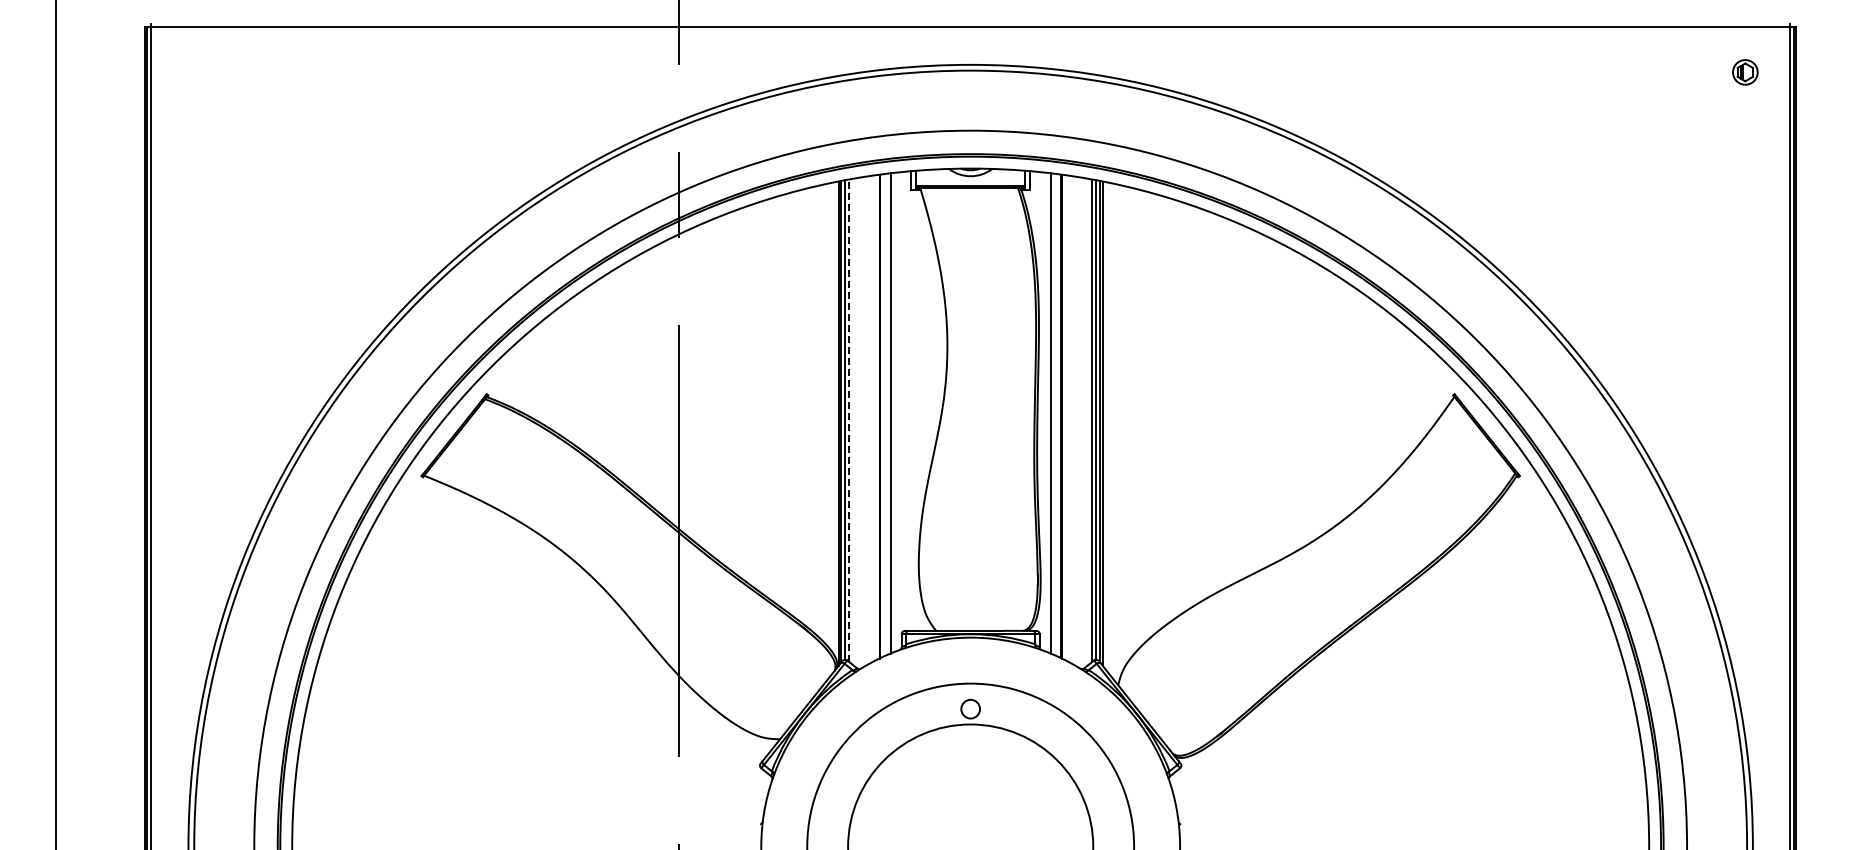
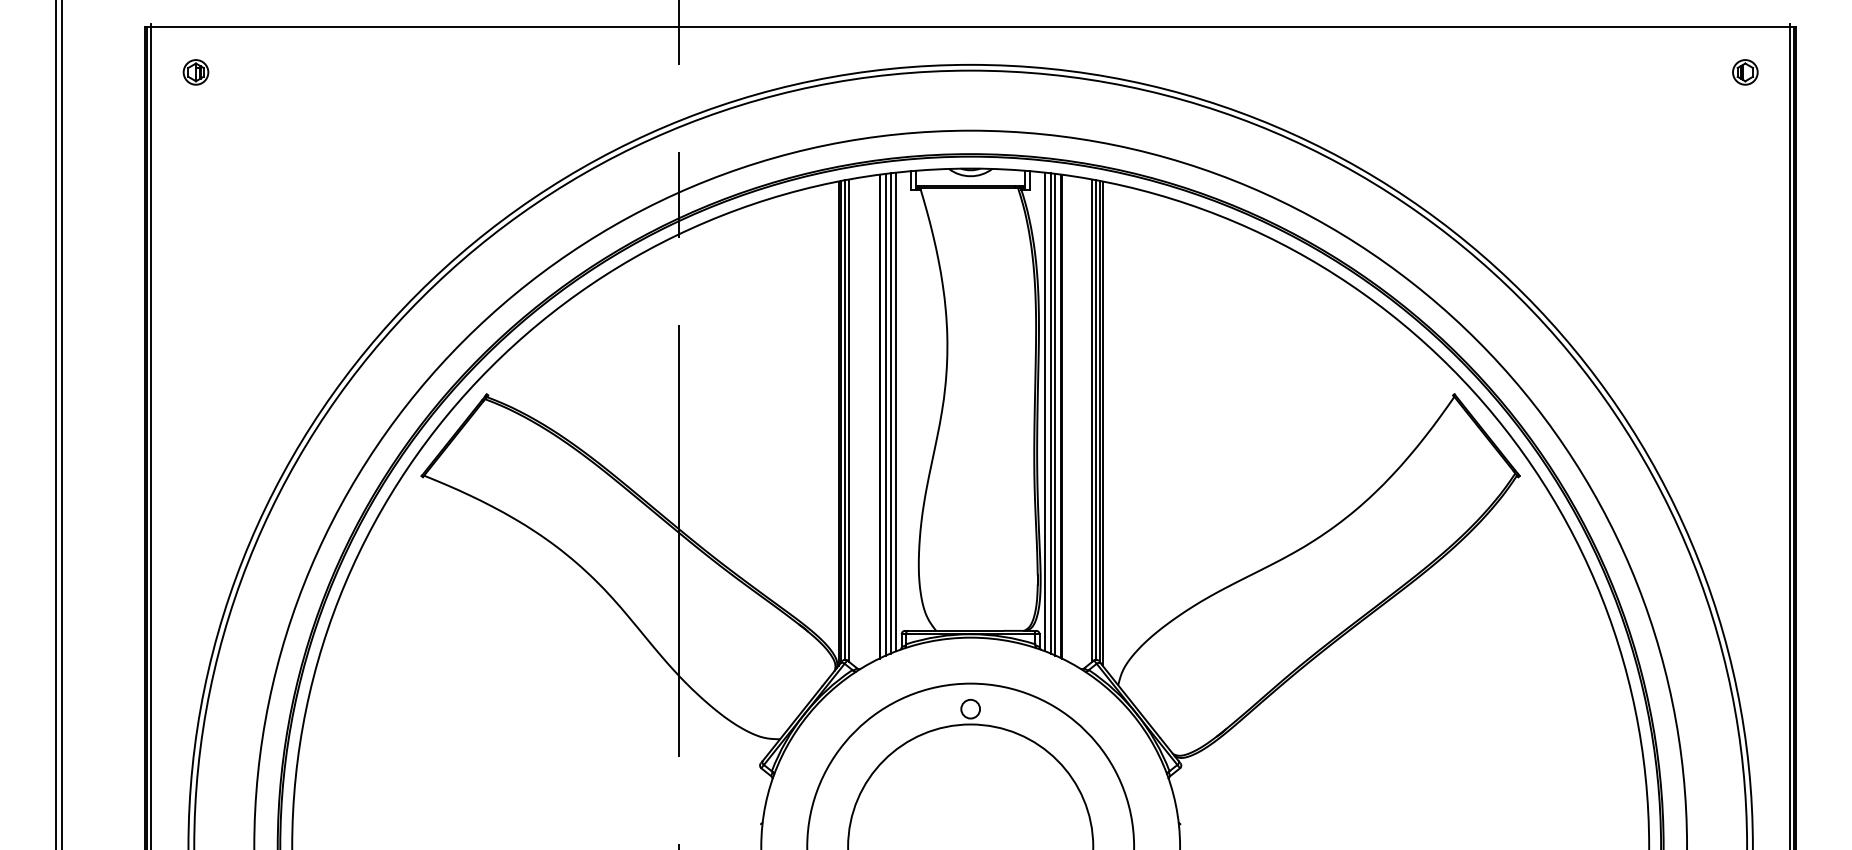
part: none -> present (195, 72)
line: none -> present (896, 411)
line: none -> present (1045, 411)
line: none -> present (885, 414)
line: none -> present (1055, 414)
line: dashed -> solid (849, 420)
line: none -> present (61, 424)
